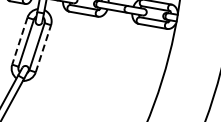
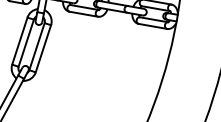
line: dashed -> solid (19, 41)
line: dashed -> solid (43, 48)
